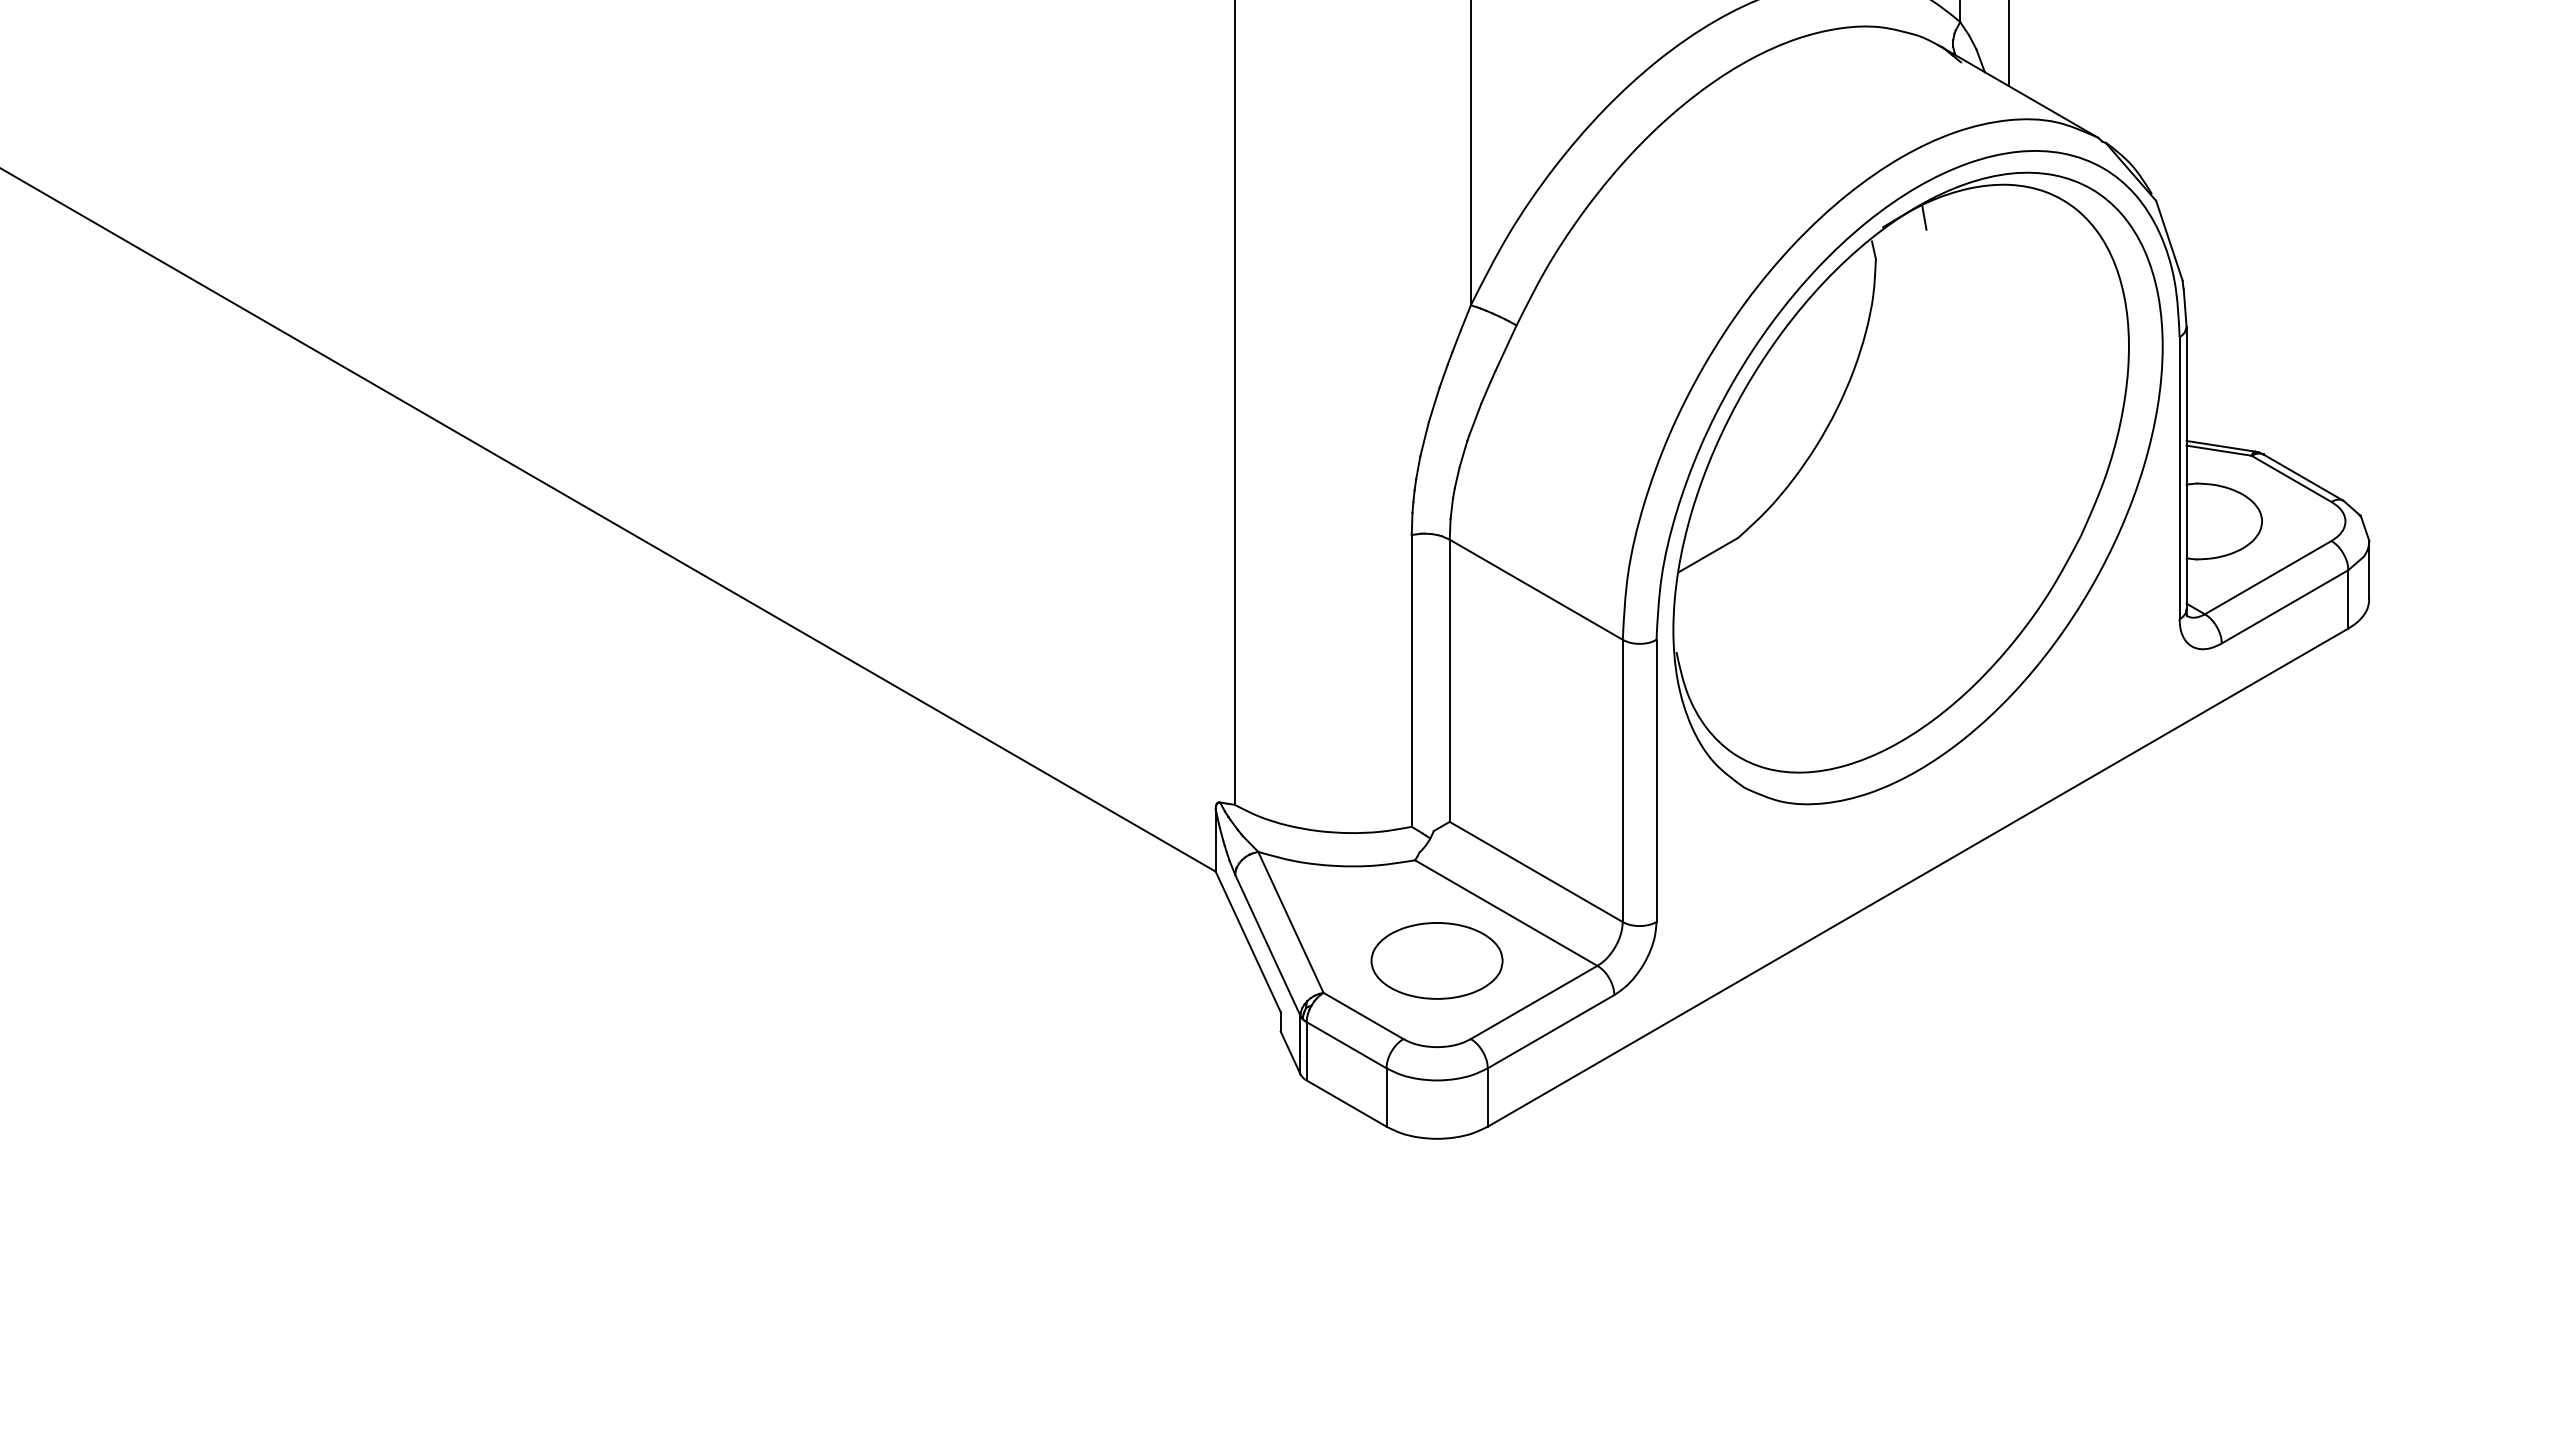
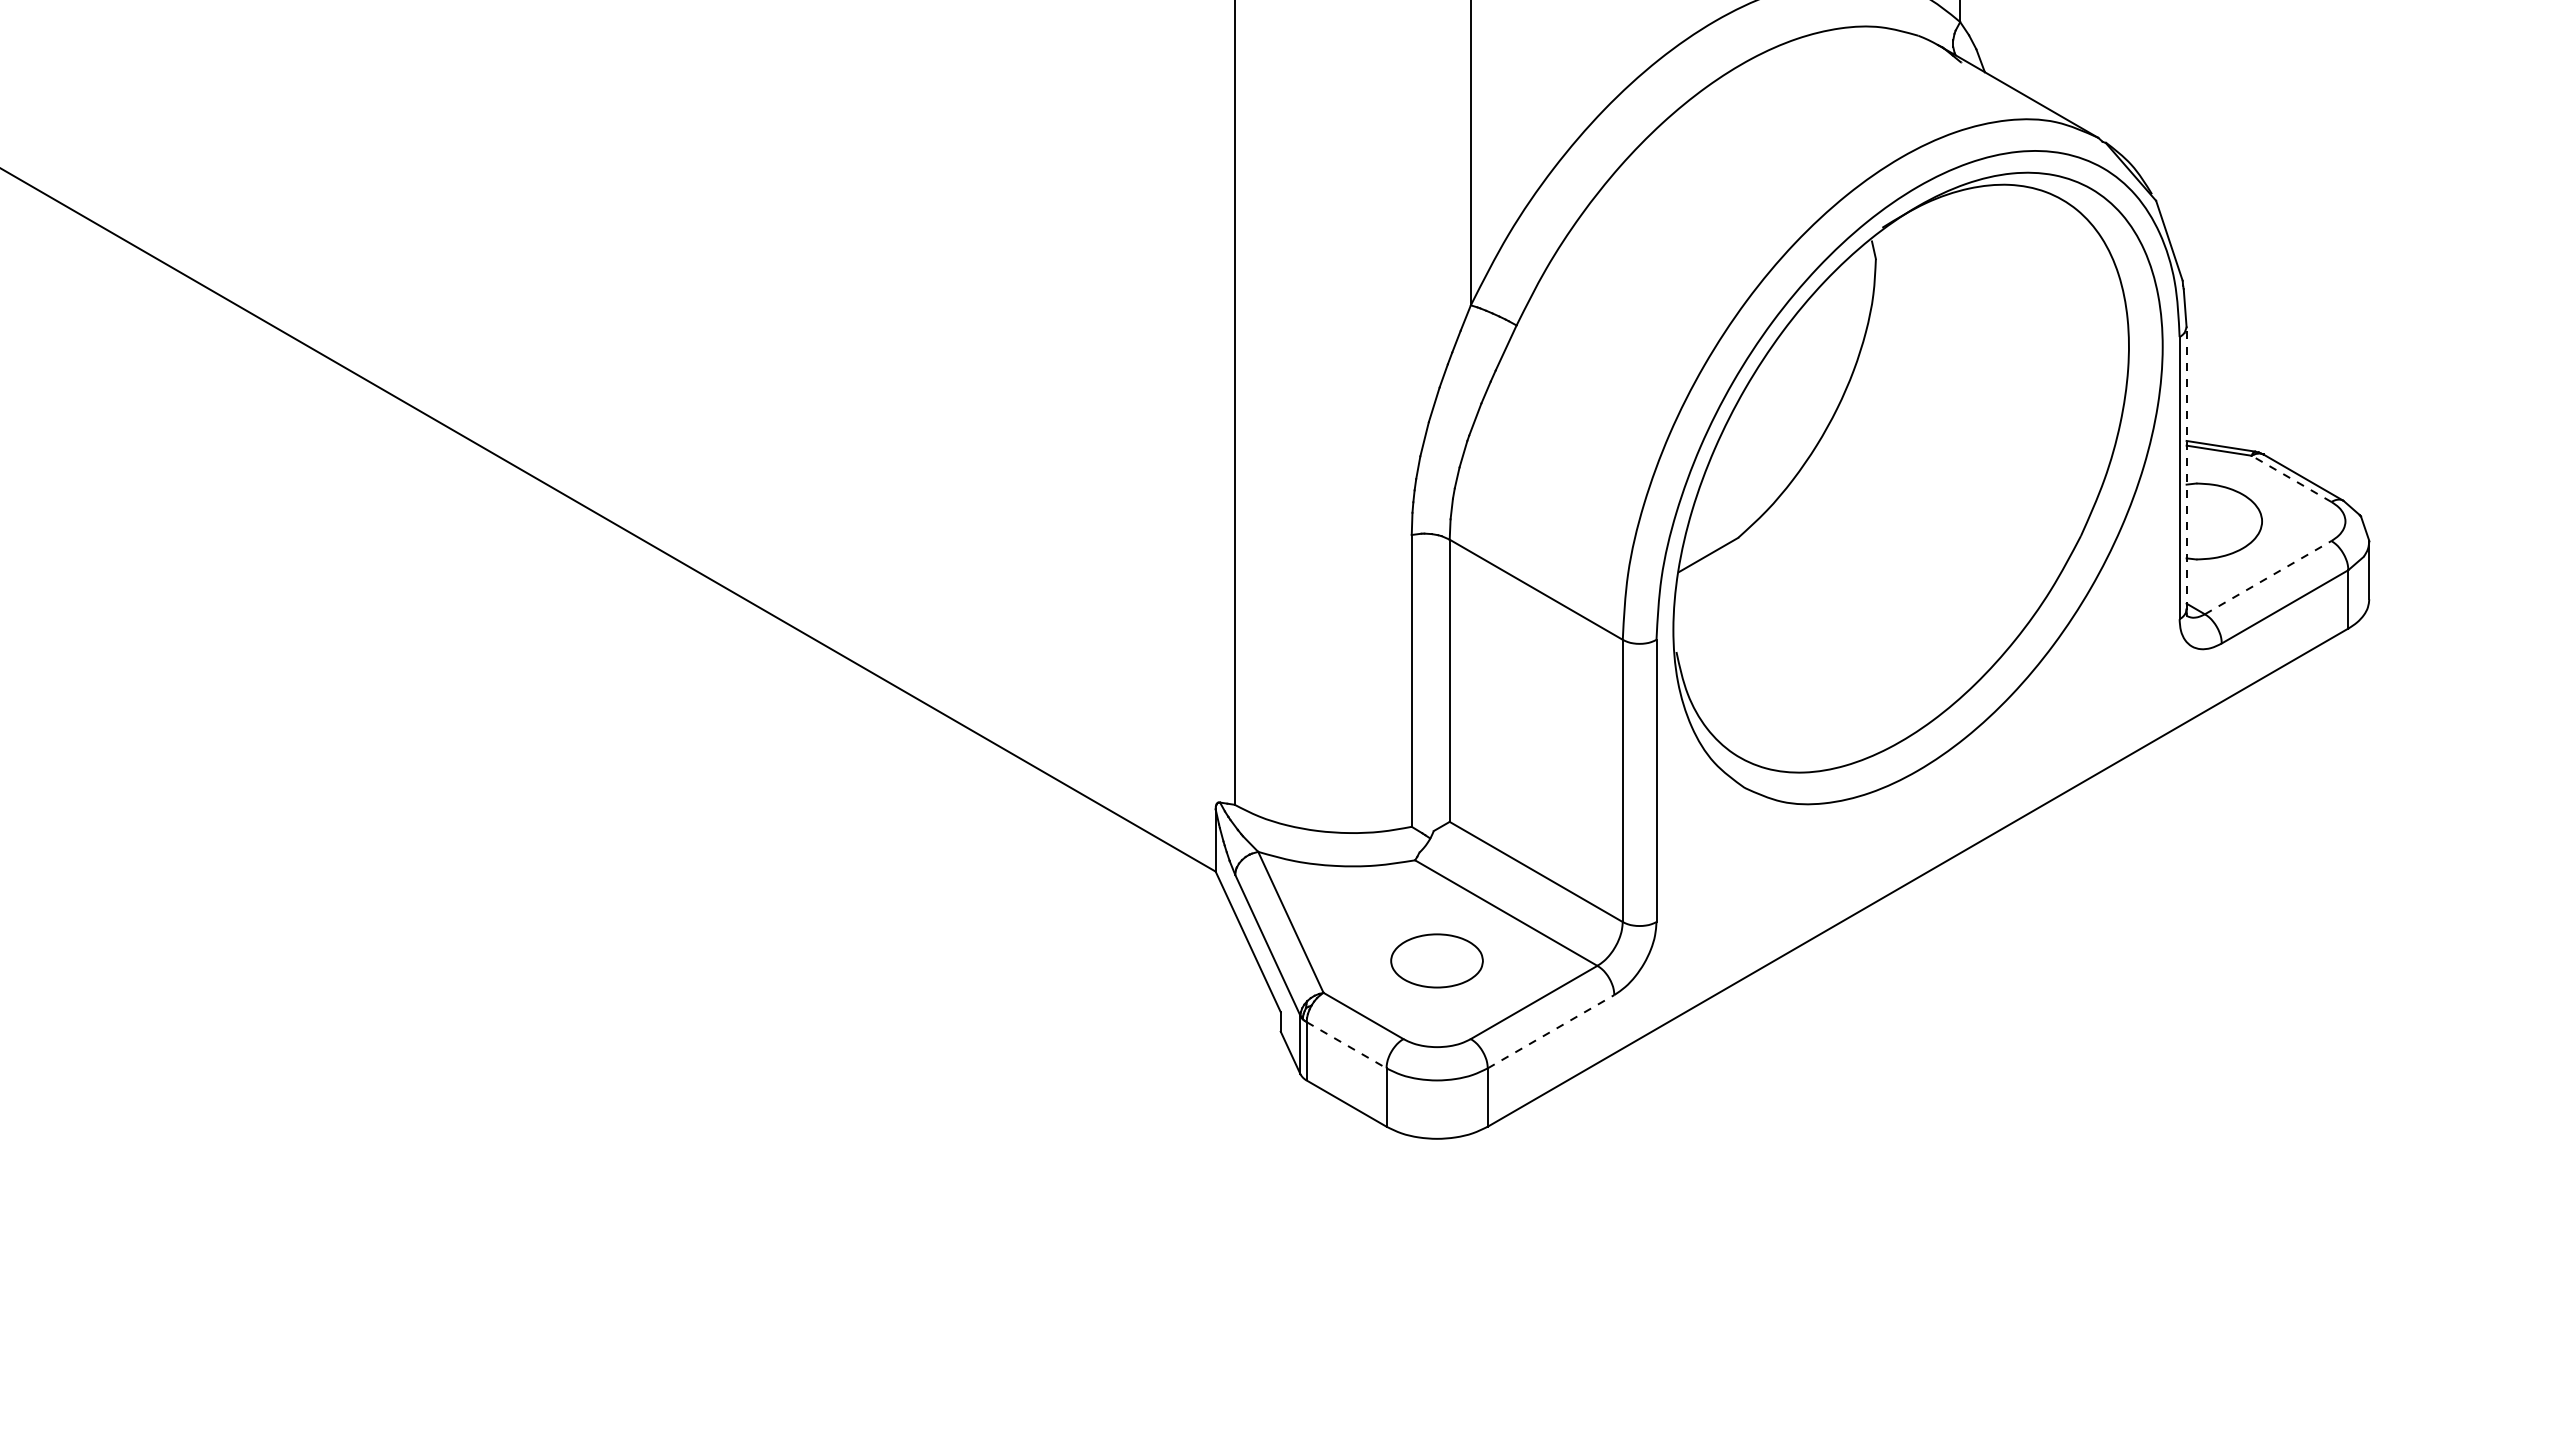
line: present -> none (2009, 44)
line: present -> none (1924, 217)
line: solid -> dashed (2186, 467)
line: solid -> dashed (2291, 478)
line: solid -> dashed (2268, 577)
part size: 134x78 px -> 94x56 px (1436, 960)
line: solid -> dashed (1551, 1031)
line: solid -> dashed (1347, 1045)
